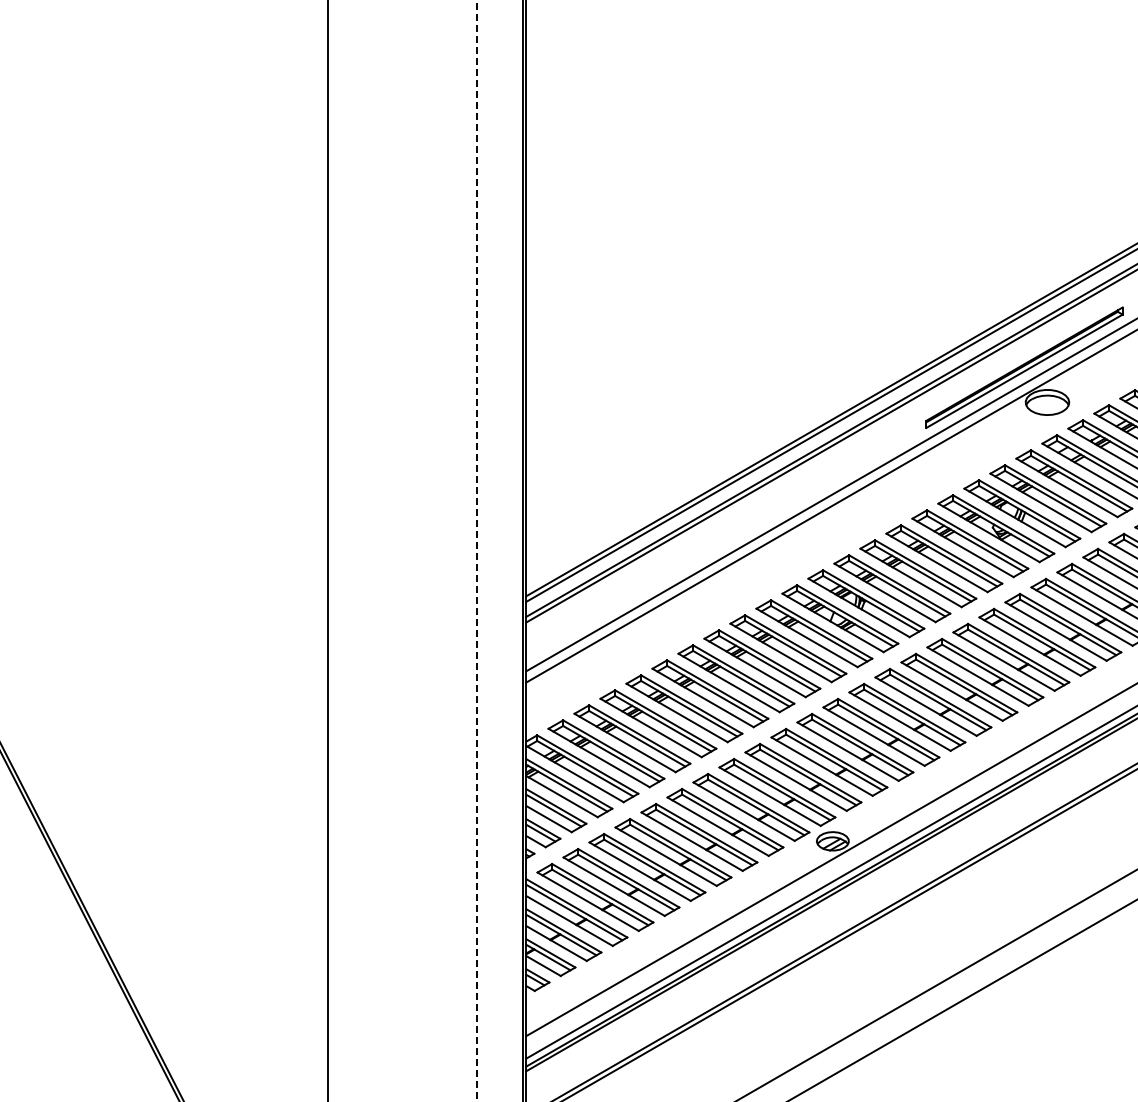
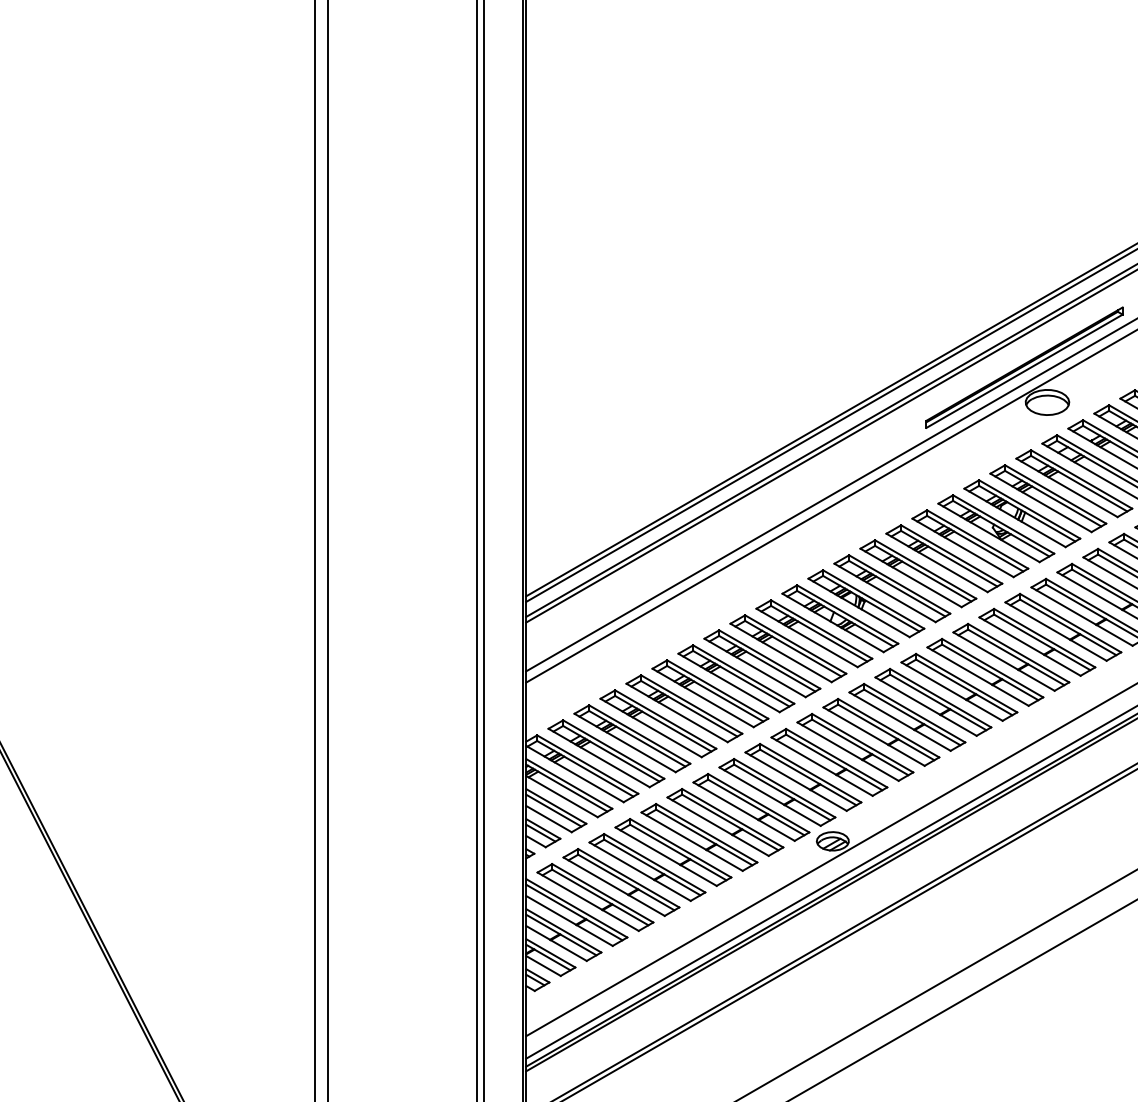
line: none -> present (314, 550)
line: dashed -> solid (477, 550)
line: none -> present (483, 550)
